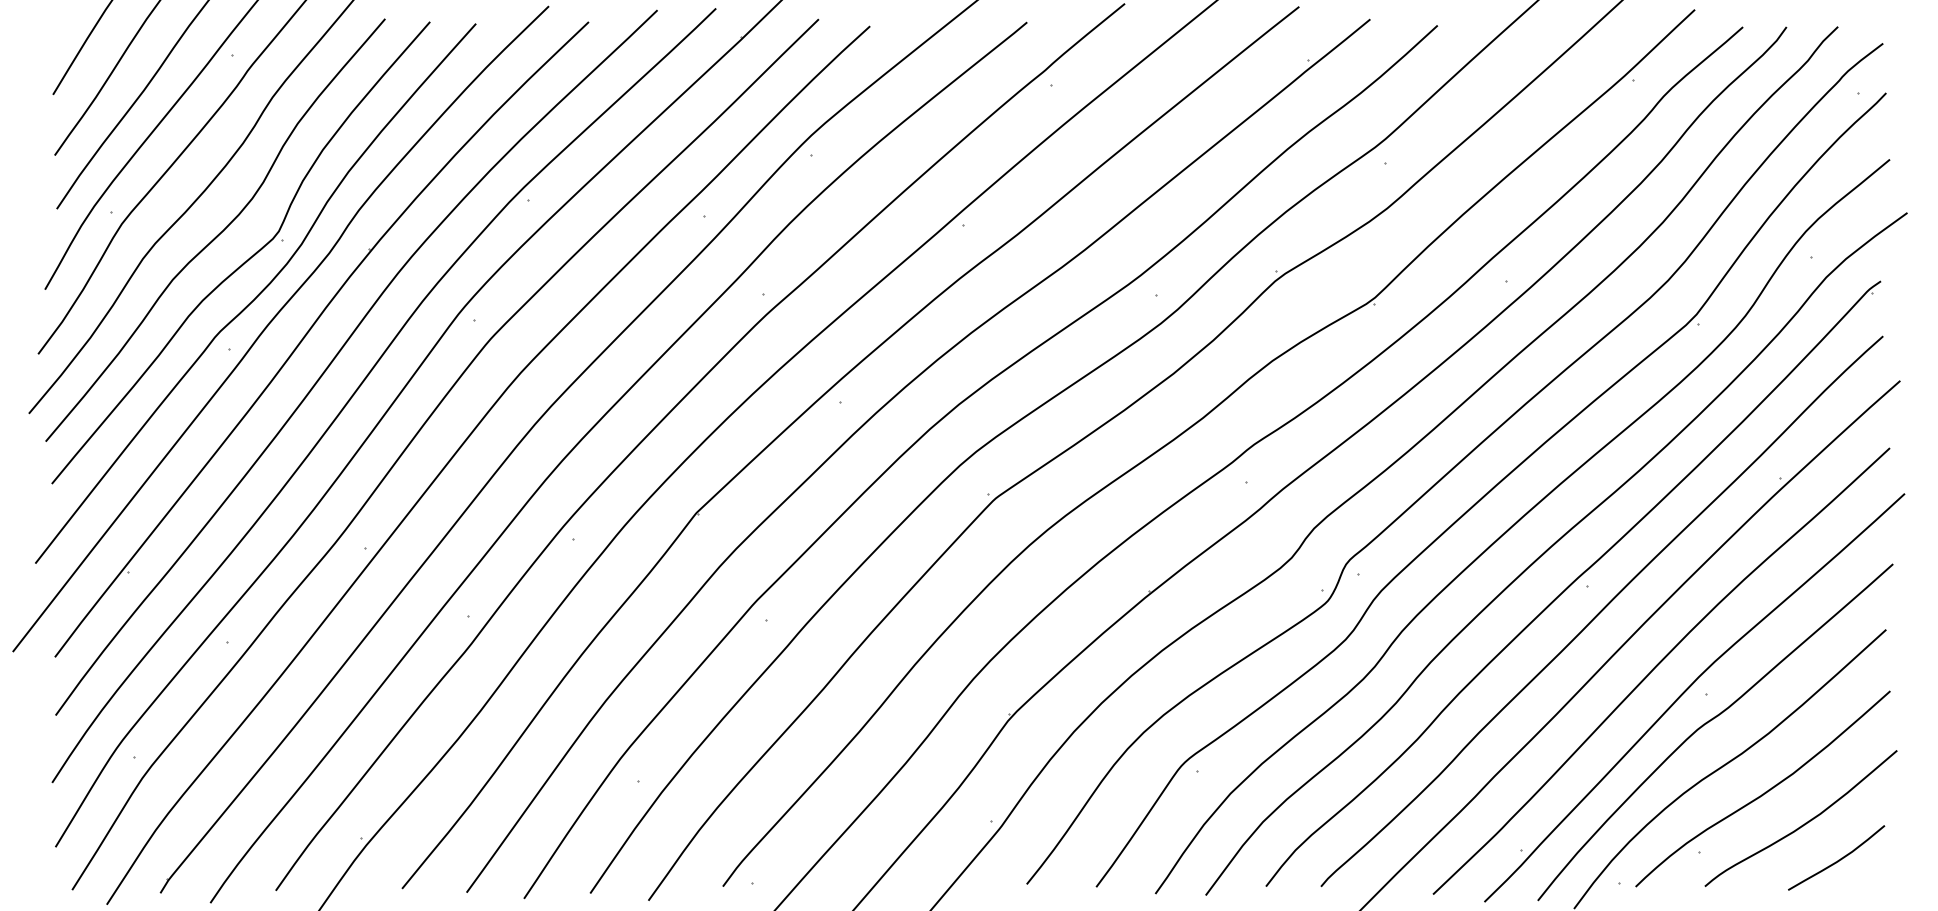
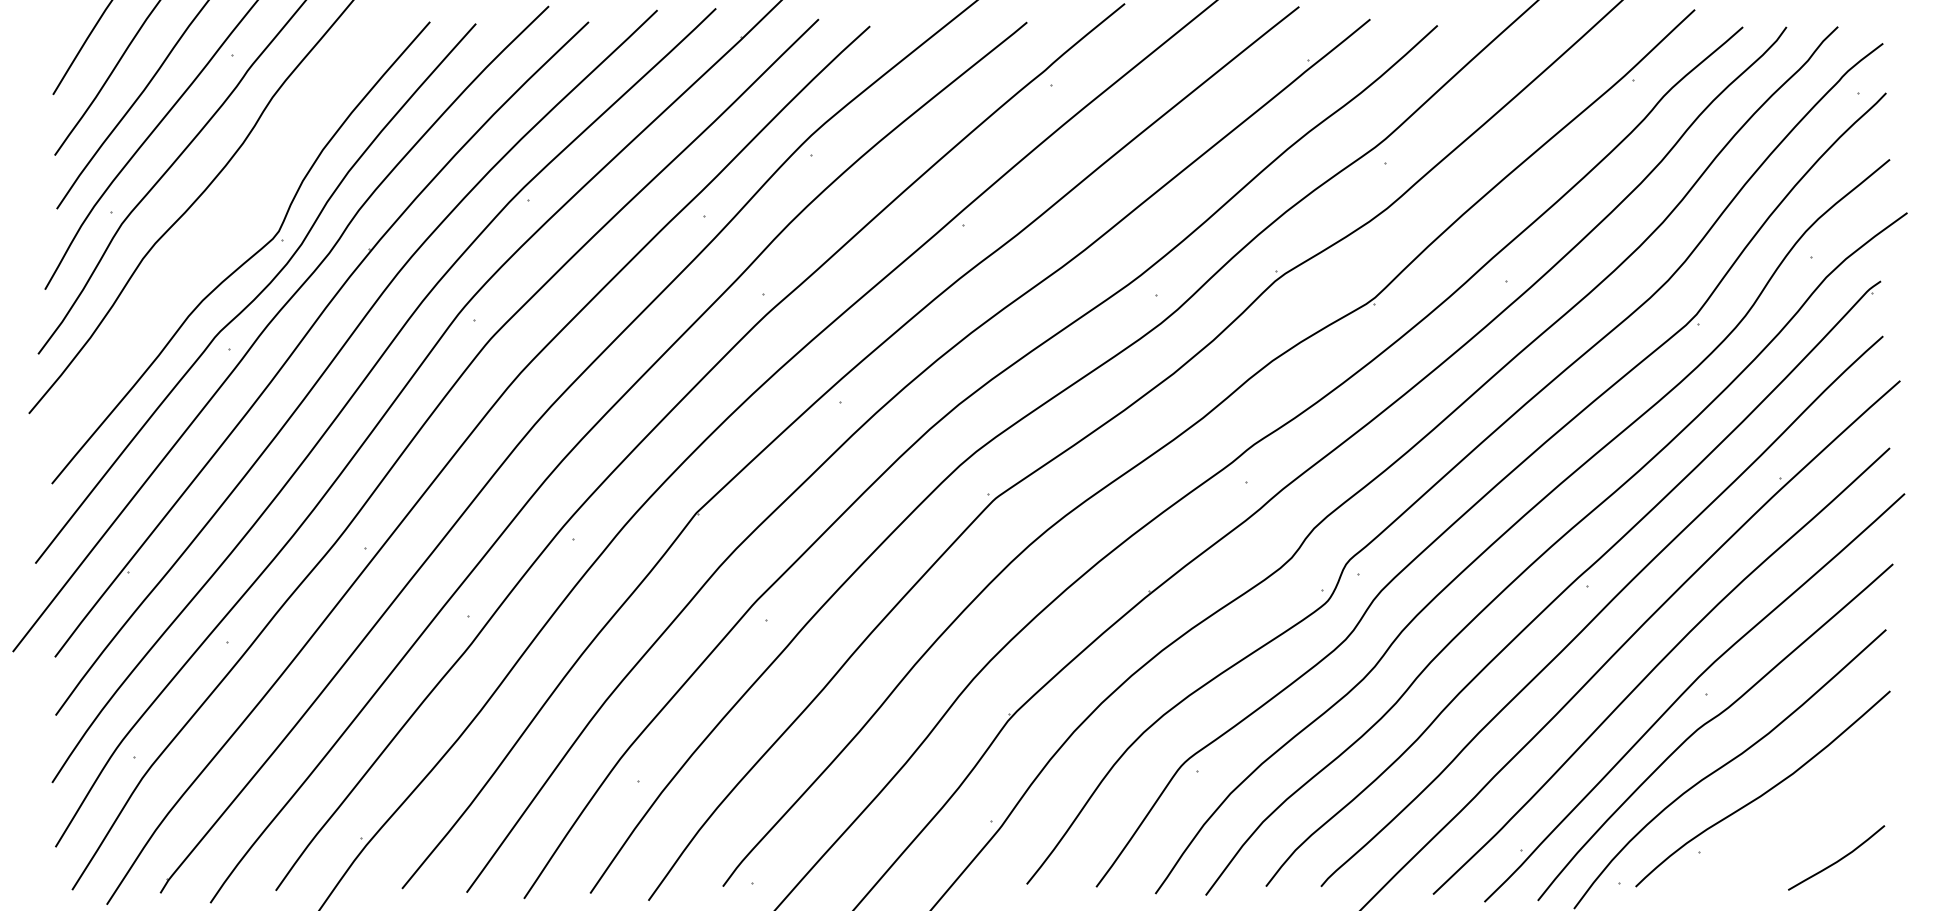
curve: present -> none (218, 233)
curve: present -> none (1802, 824)
